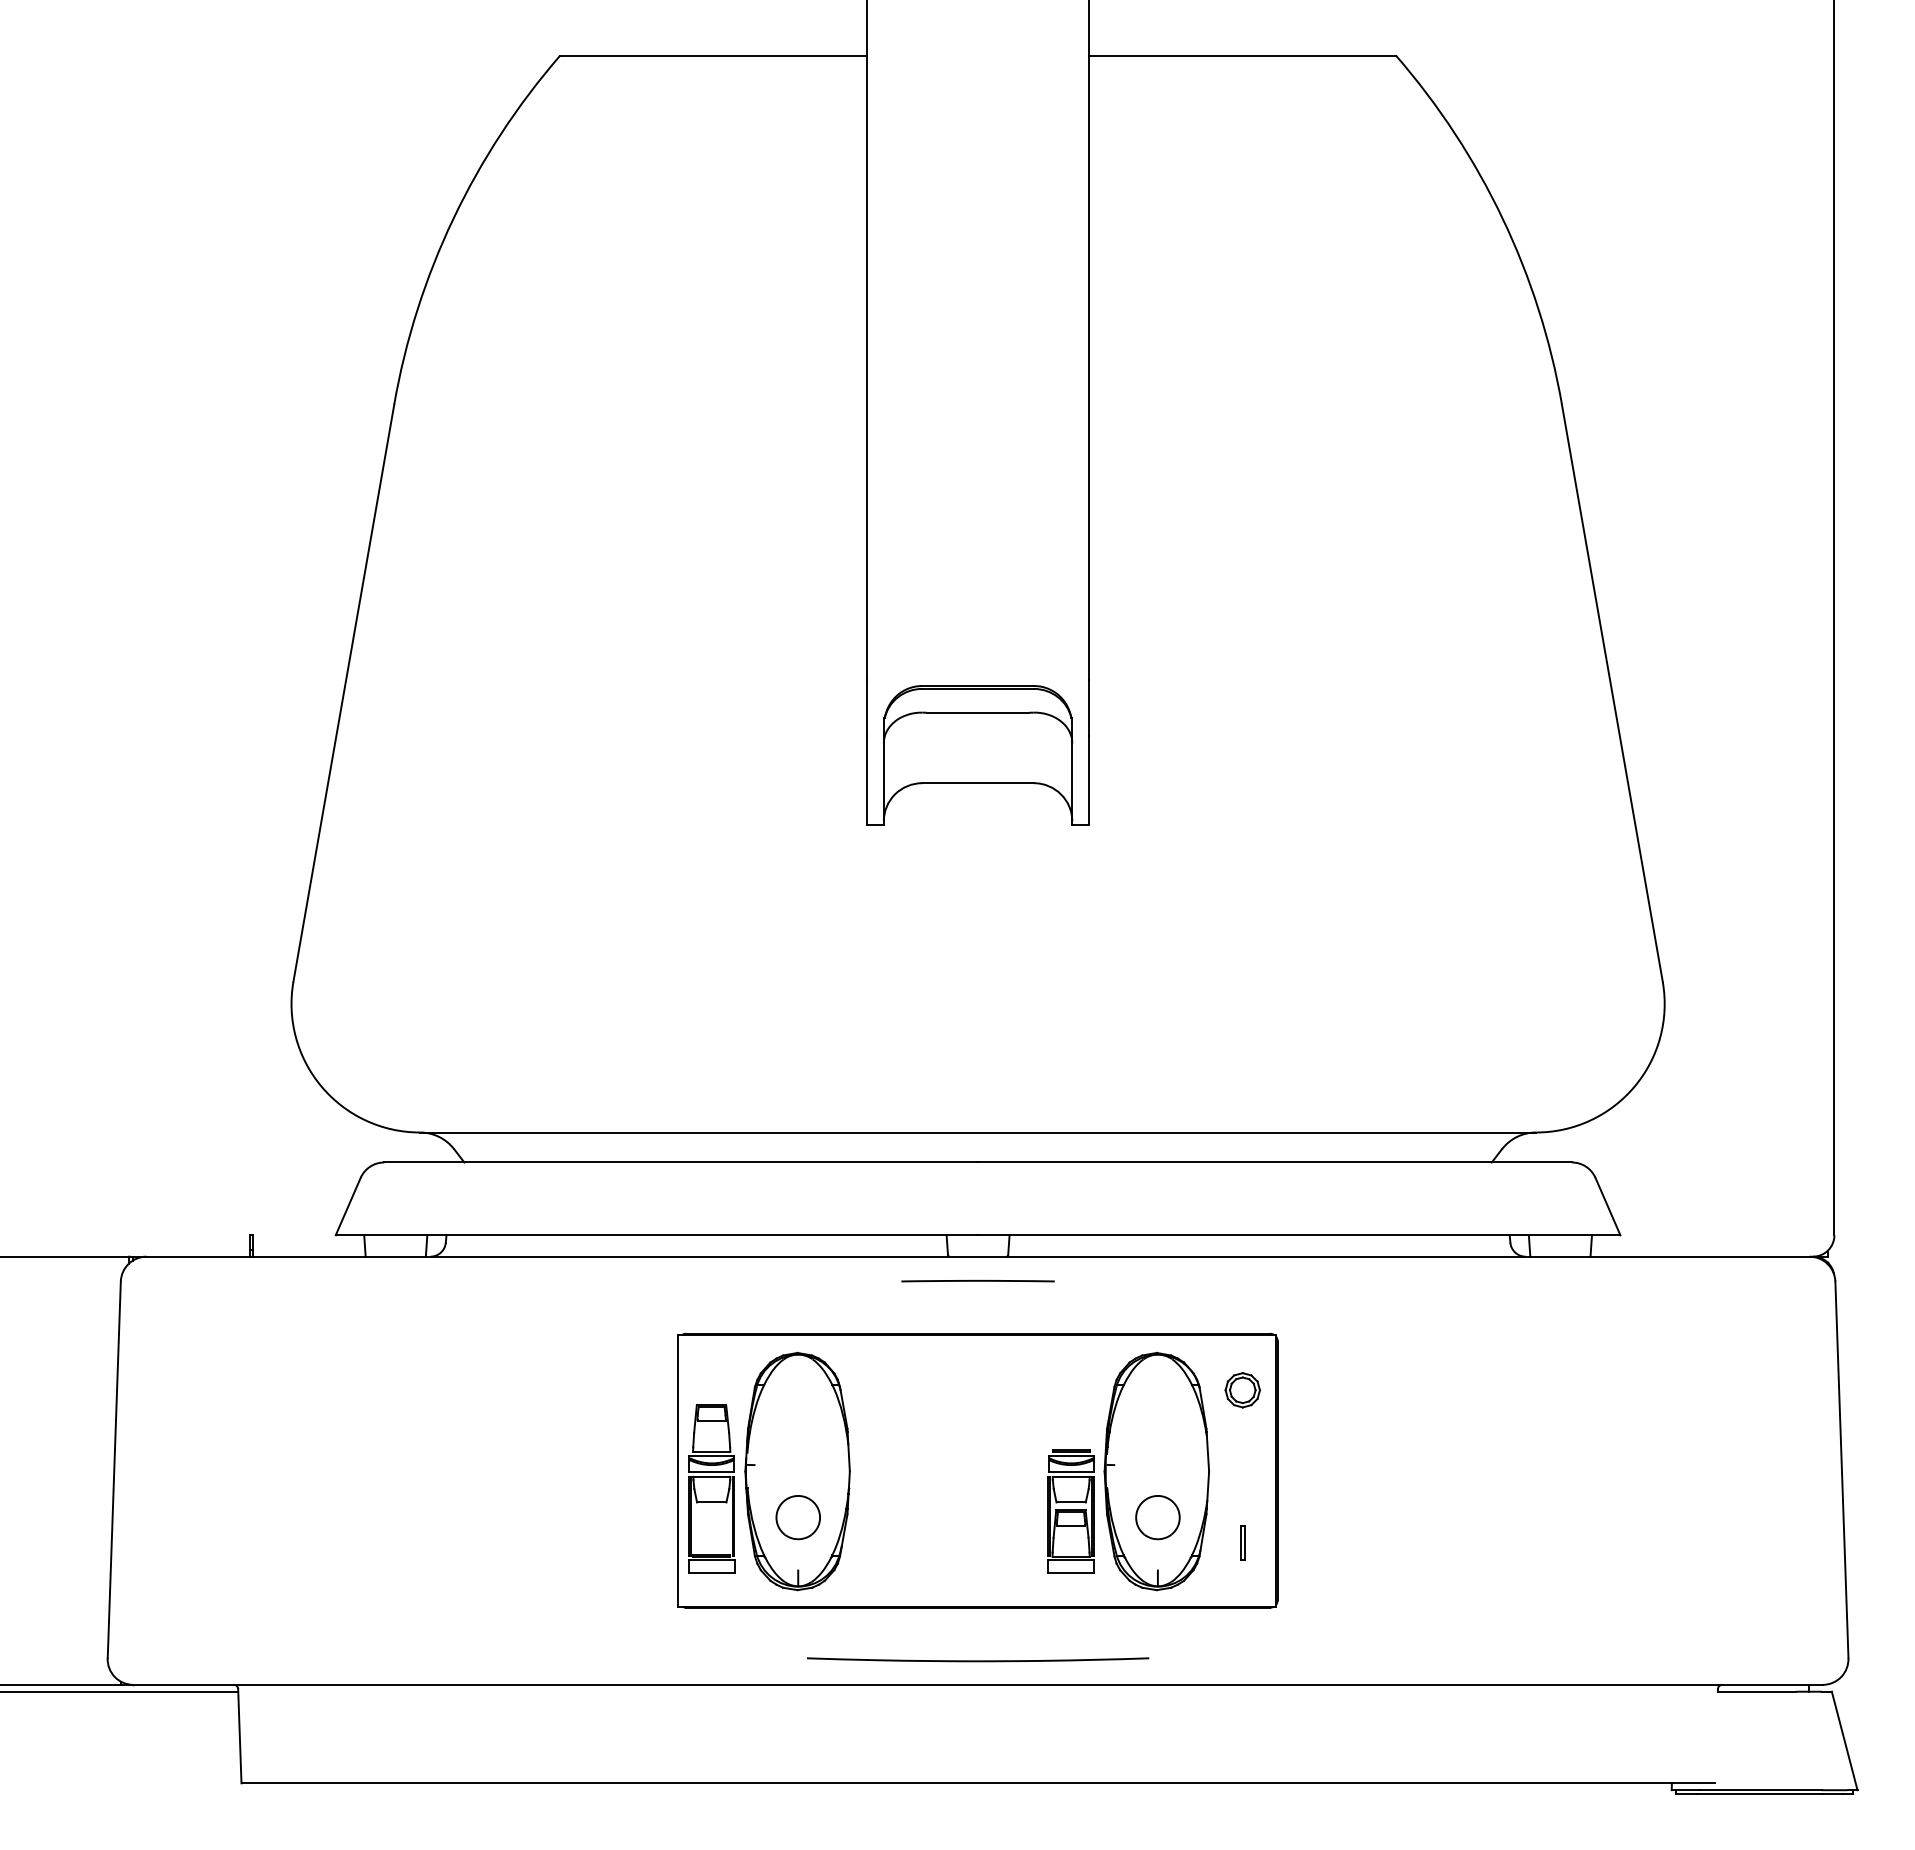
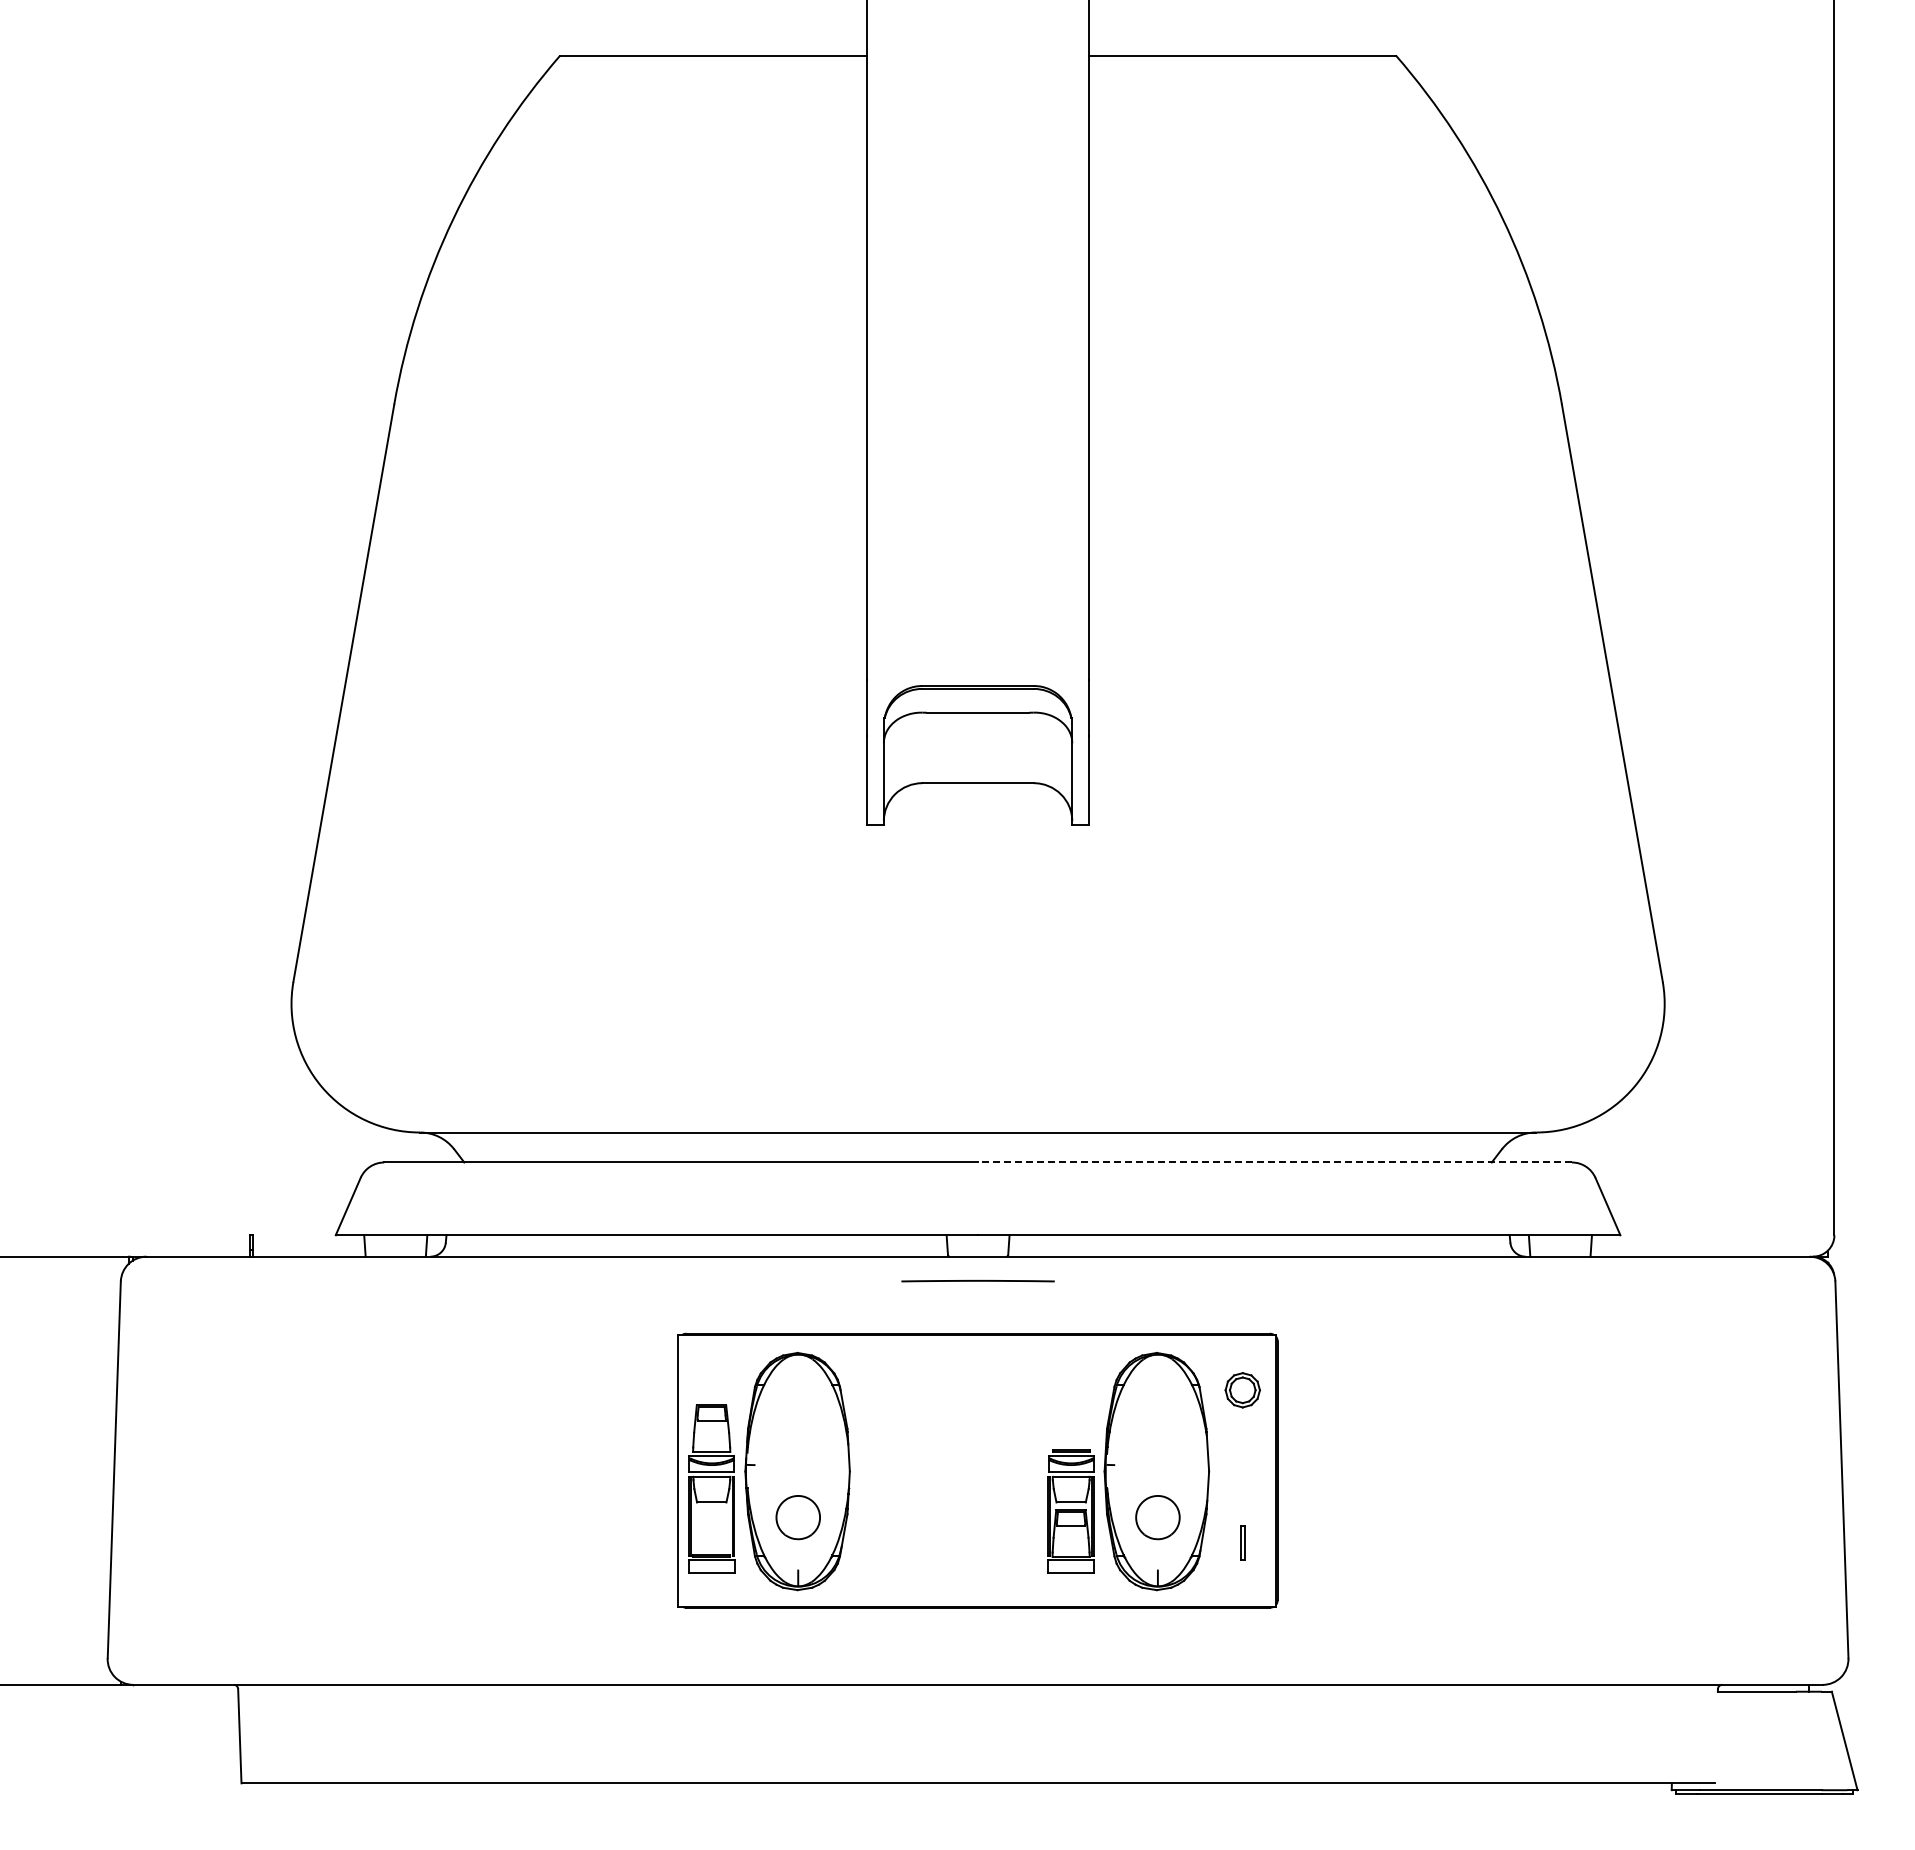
line: solid -> dashed (1275, 1162)
curve: present -> none (978, 1660)
line: present -> none (120, 1691)
